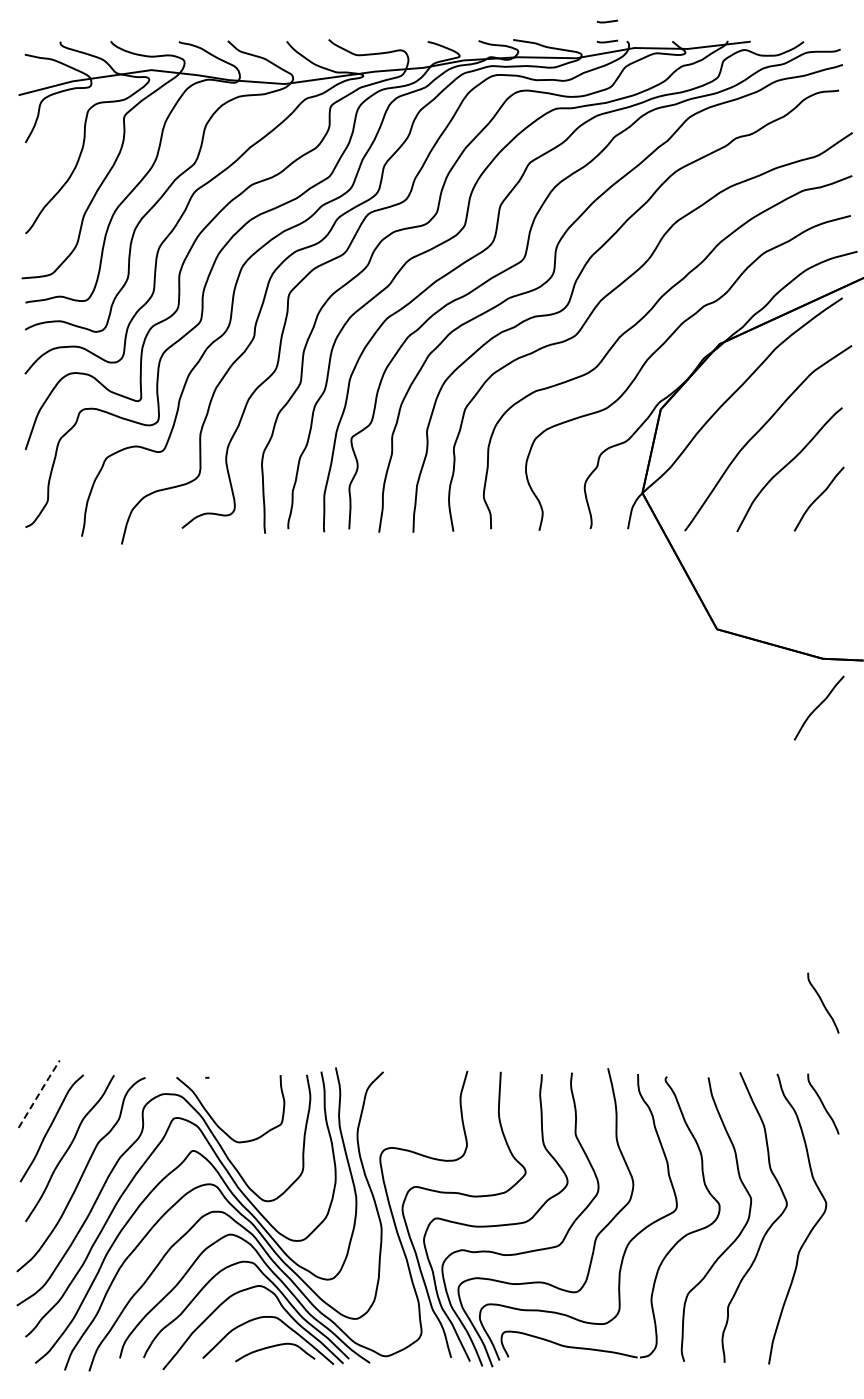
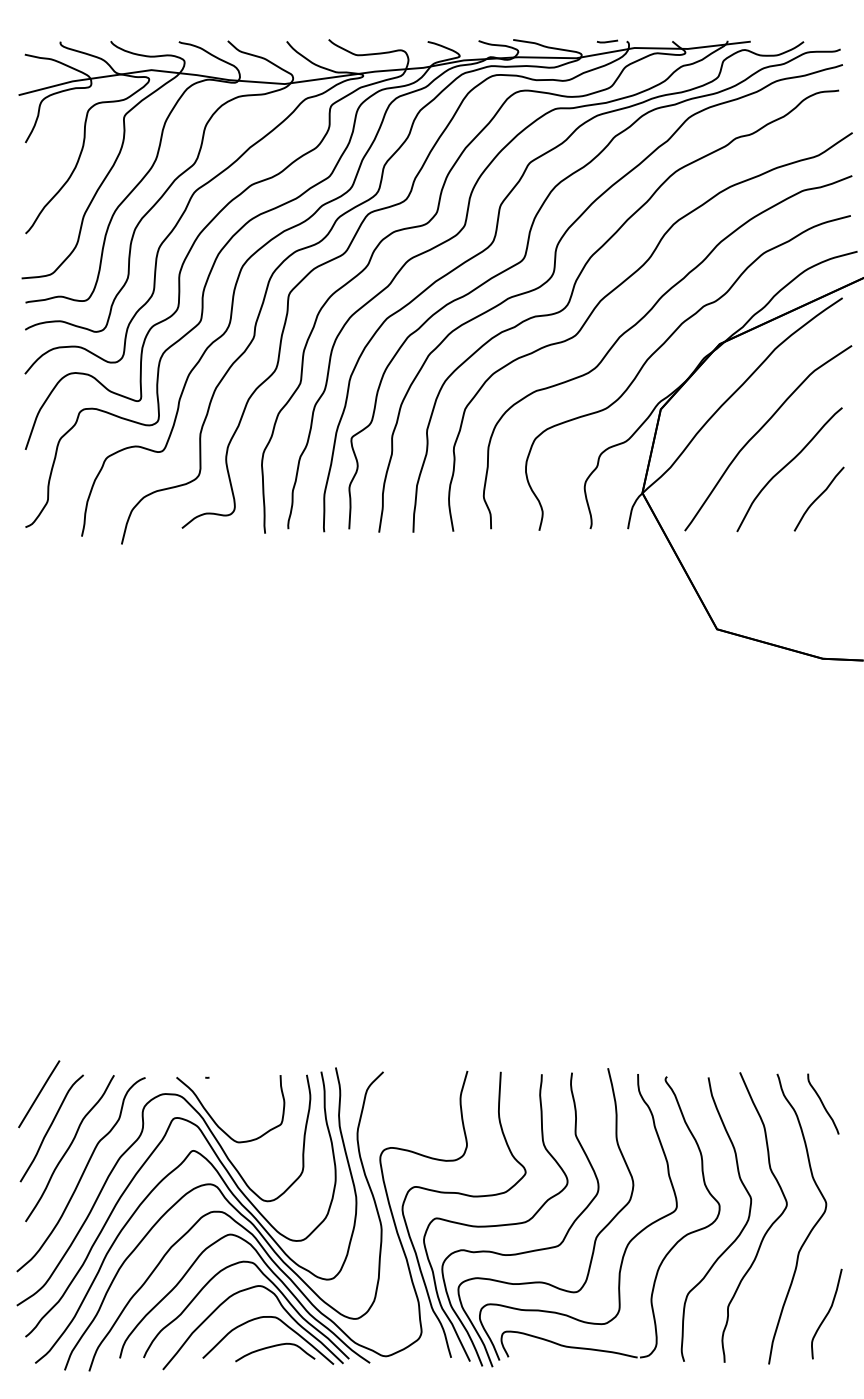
line: present -> none (607, 21)
curve: present -> none (818, 707)
curve: present -> none (823, 1002)
line: dashed -> solid (39, 1093)
curve: none -> present (826, 1313)
